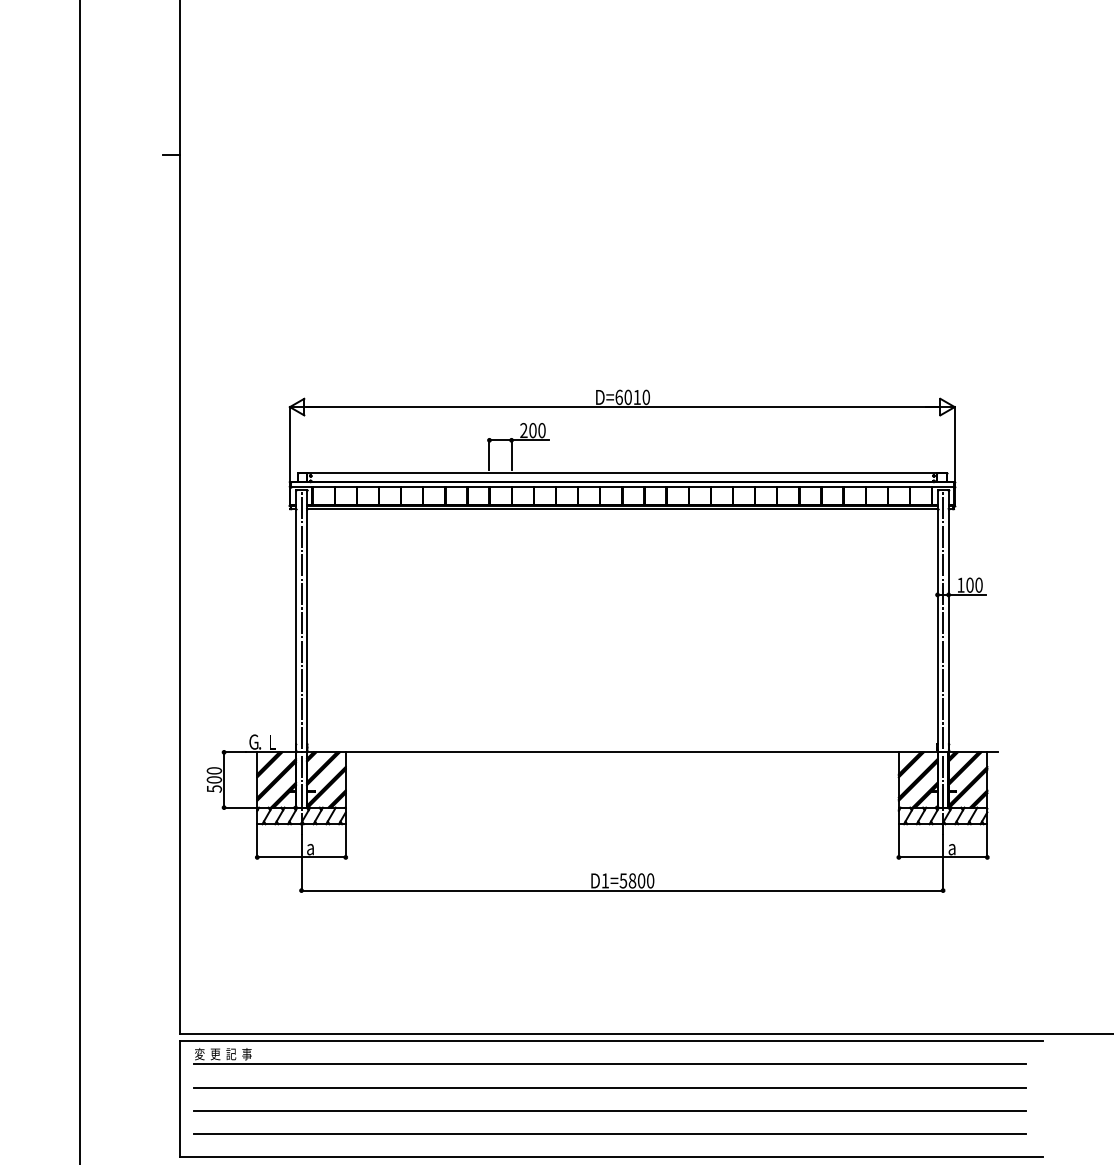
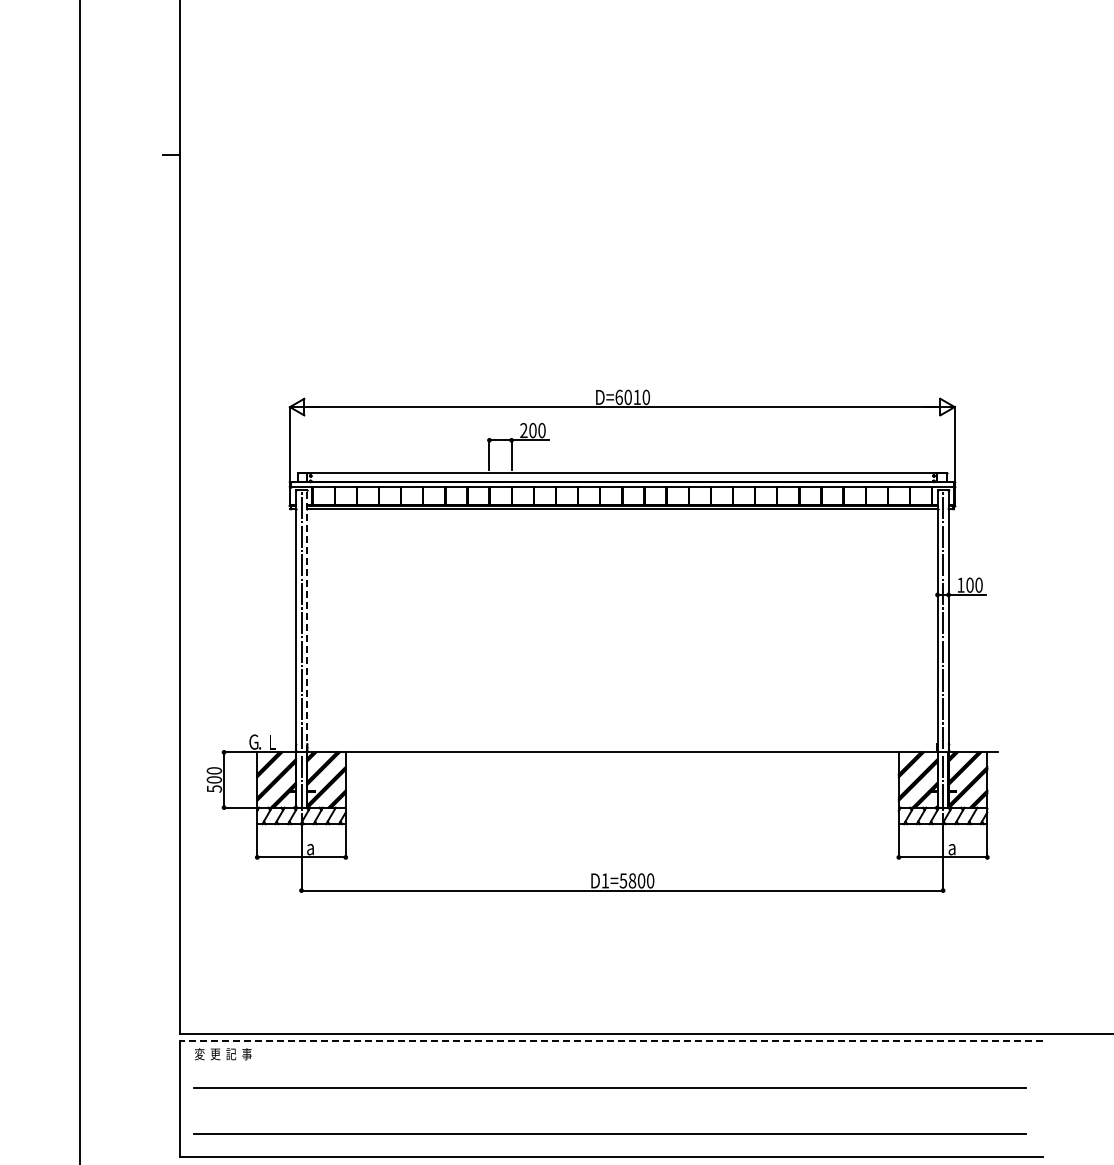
line: solid -> dashed (307, 620)
line: solid -> dashed (610, 1041)
line: present -> none (610, 1064)
line: present -> none (610, 1110)
